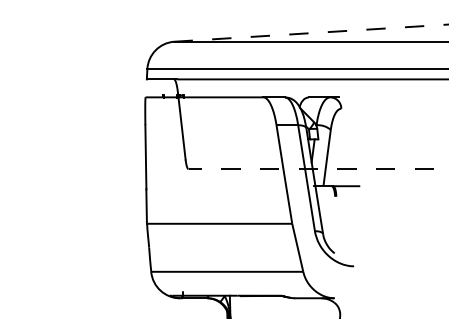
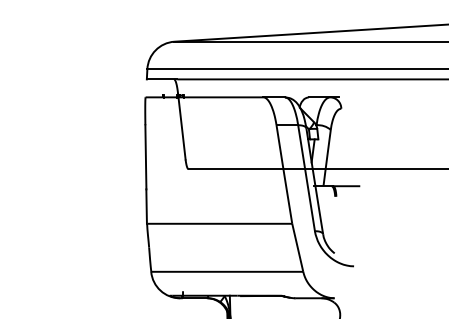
line: dashed -> solid (310, 33)
line: dashed -> solid (318, 169)
